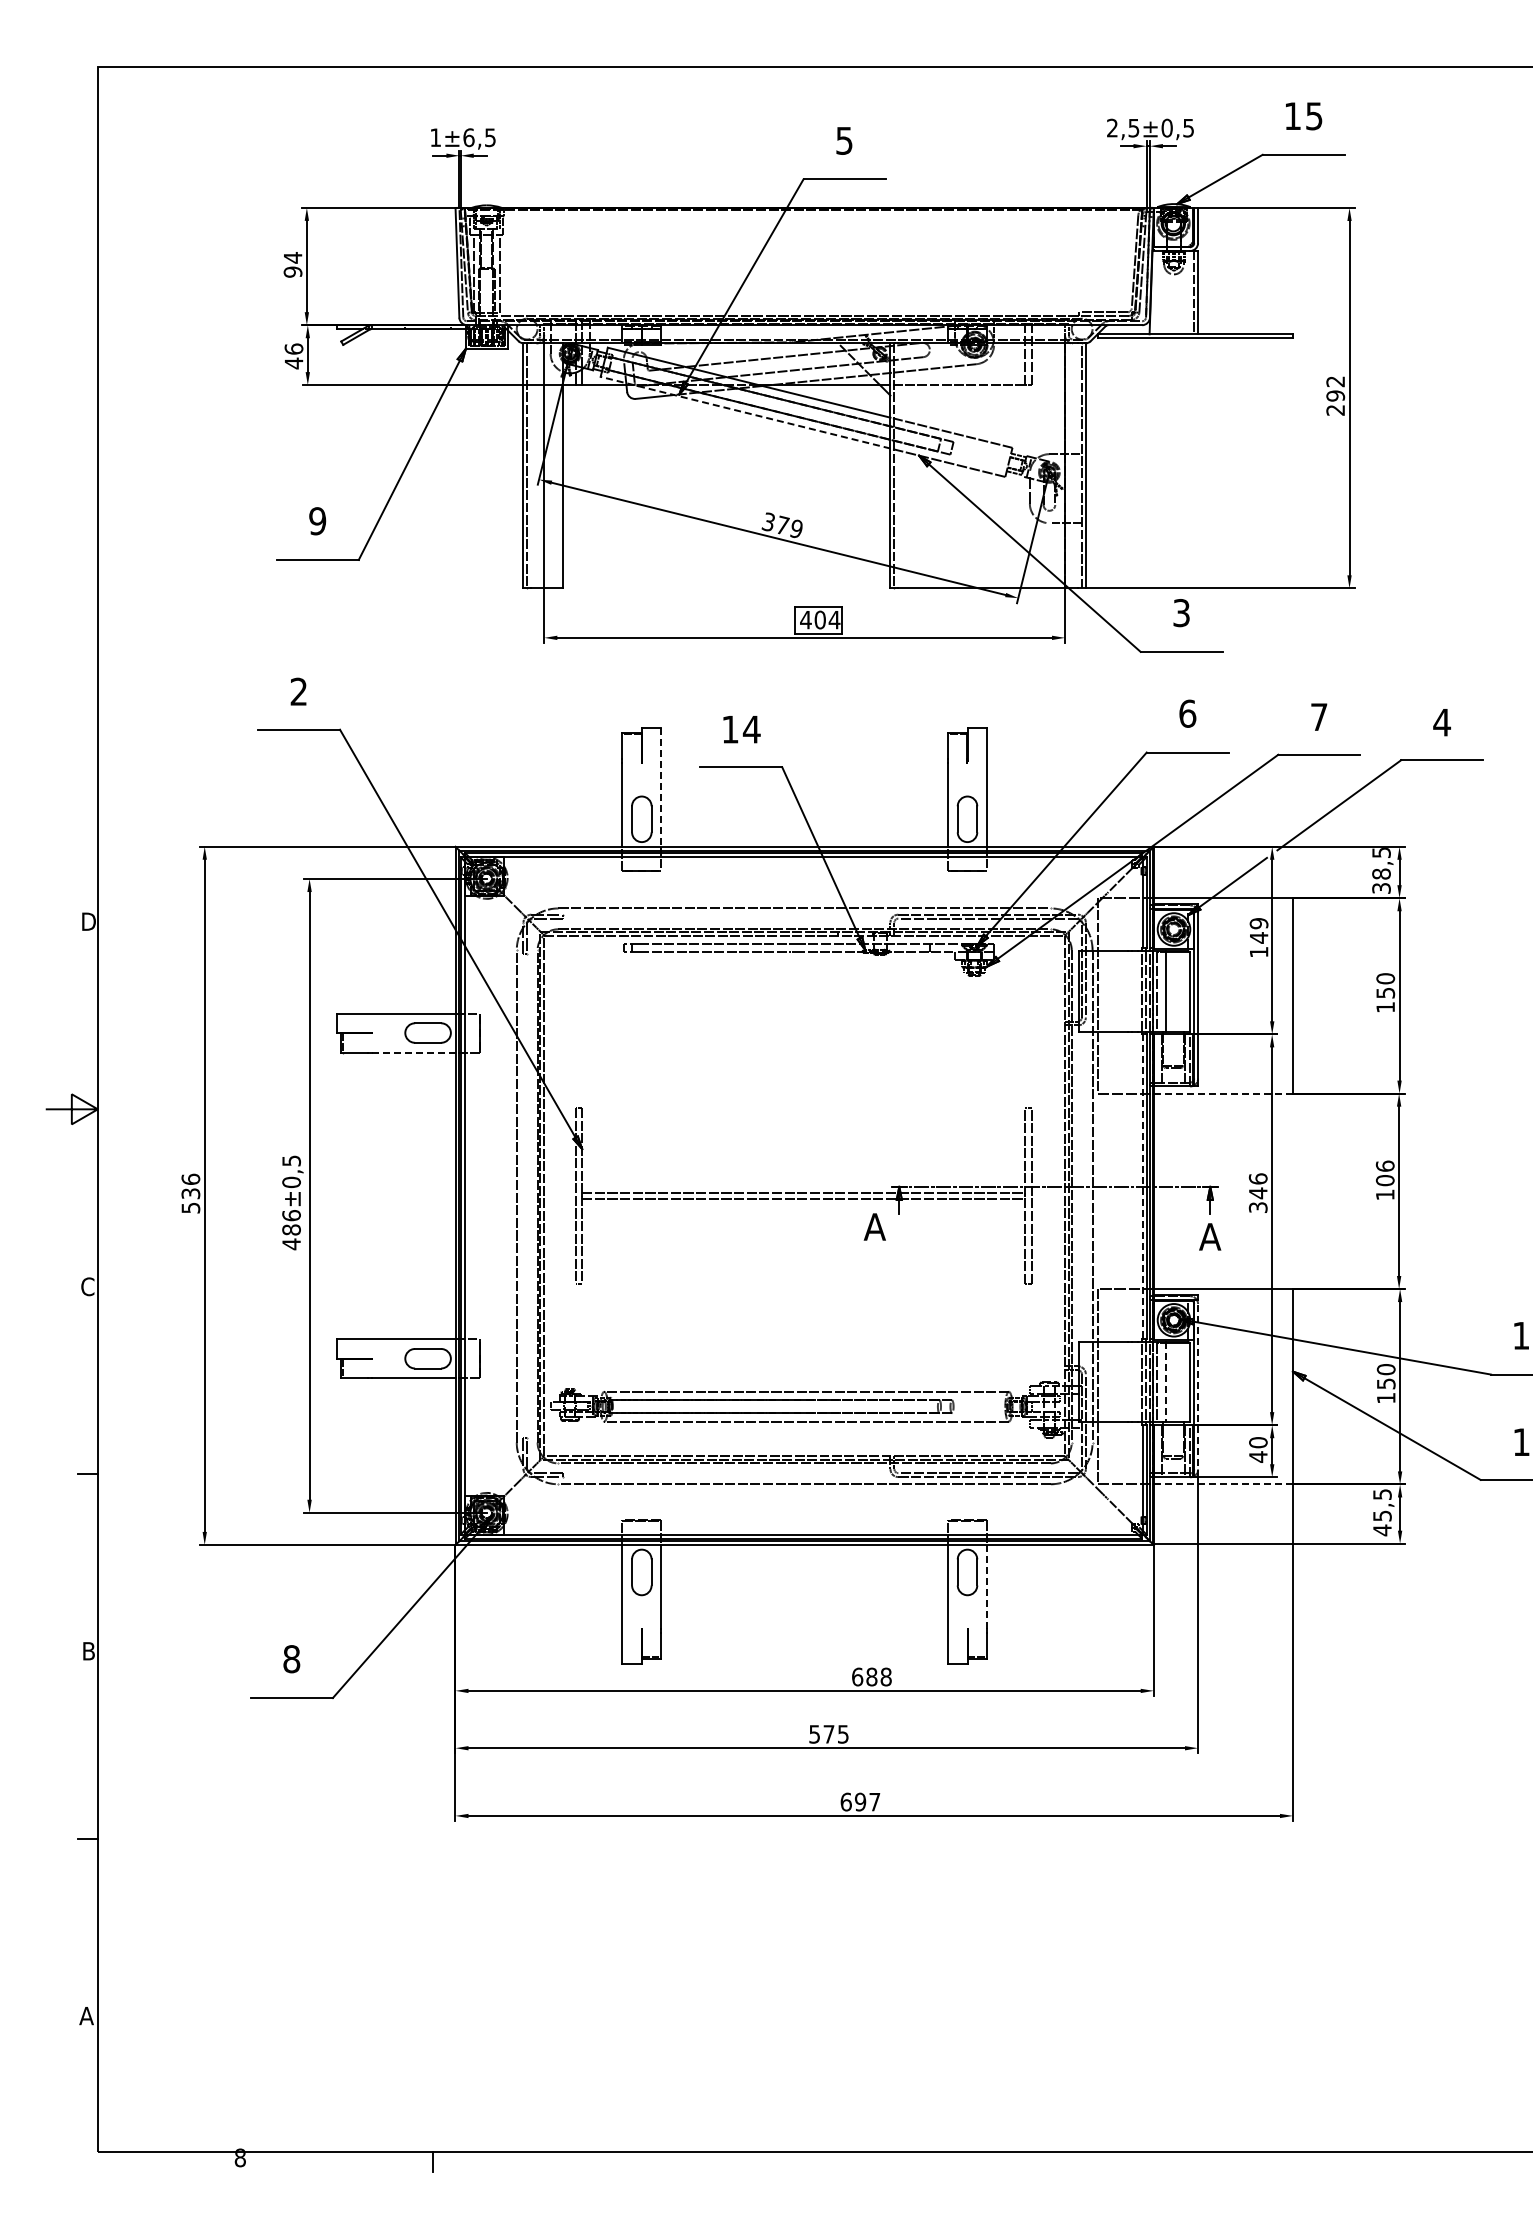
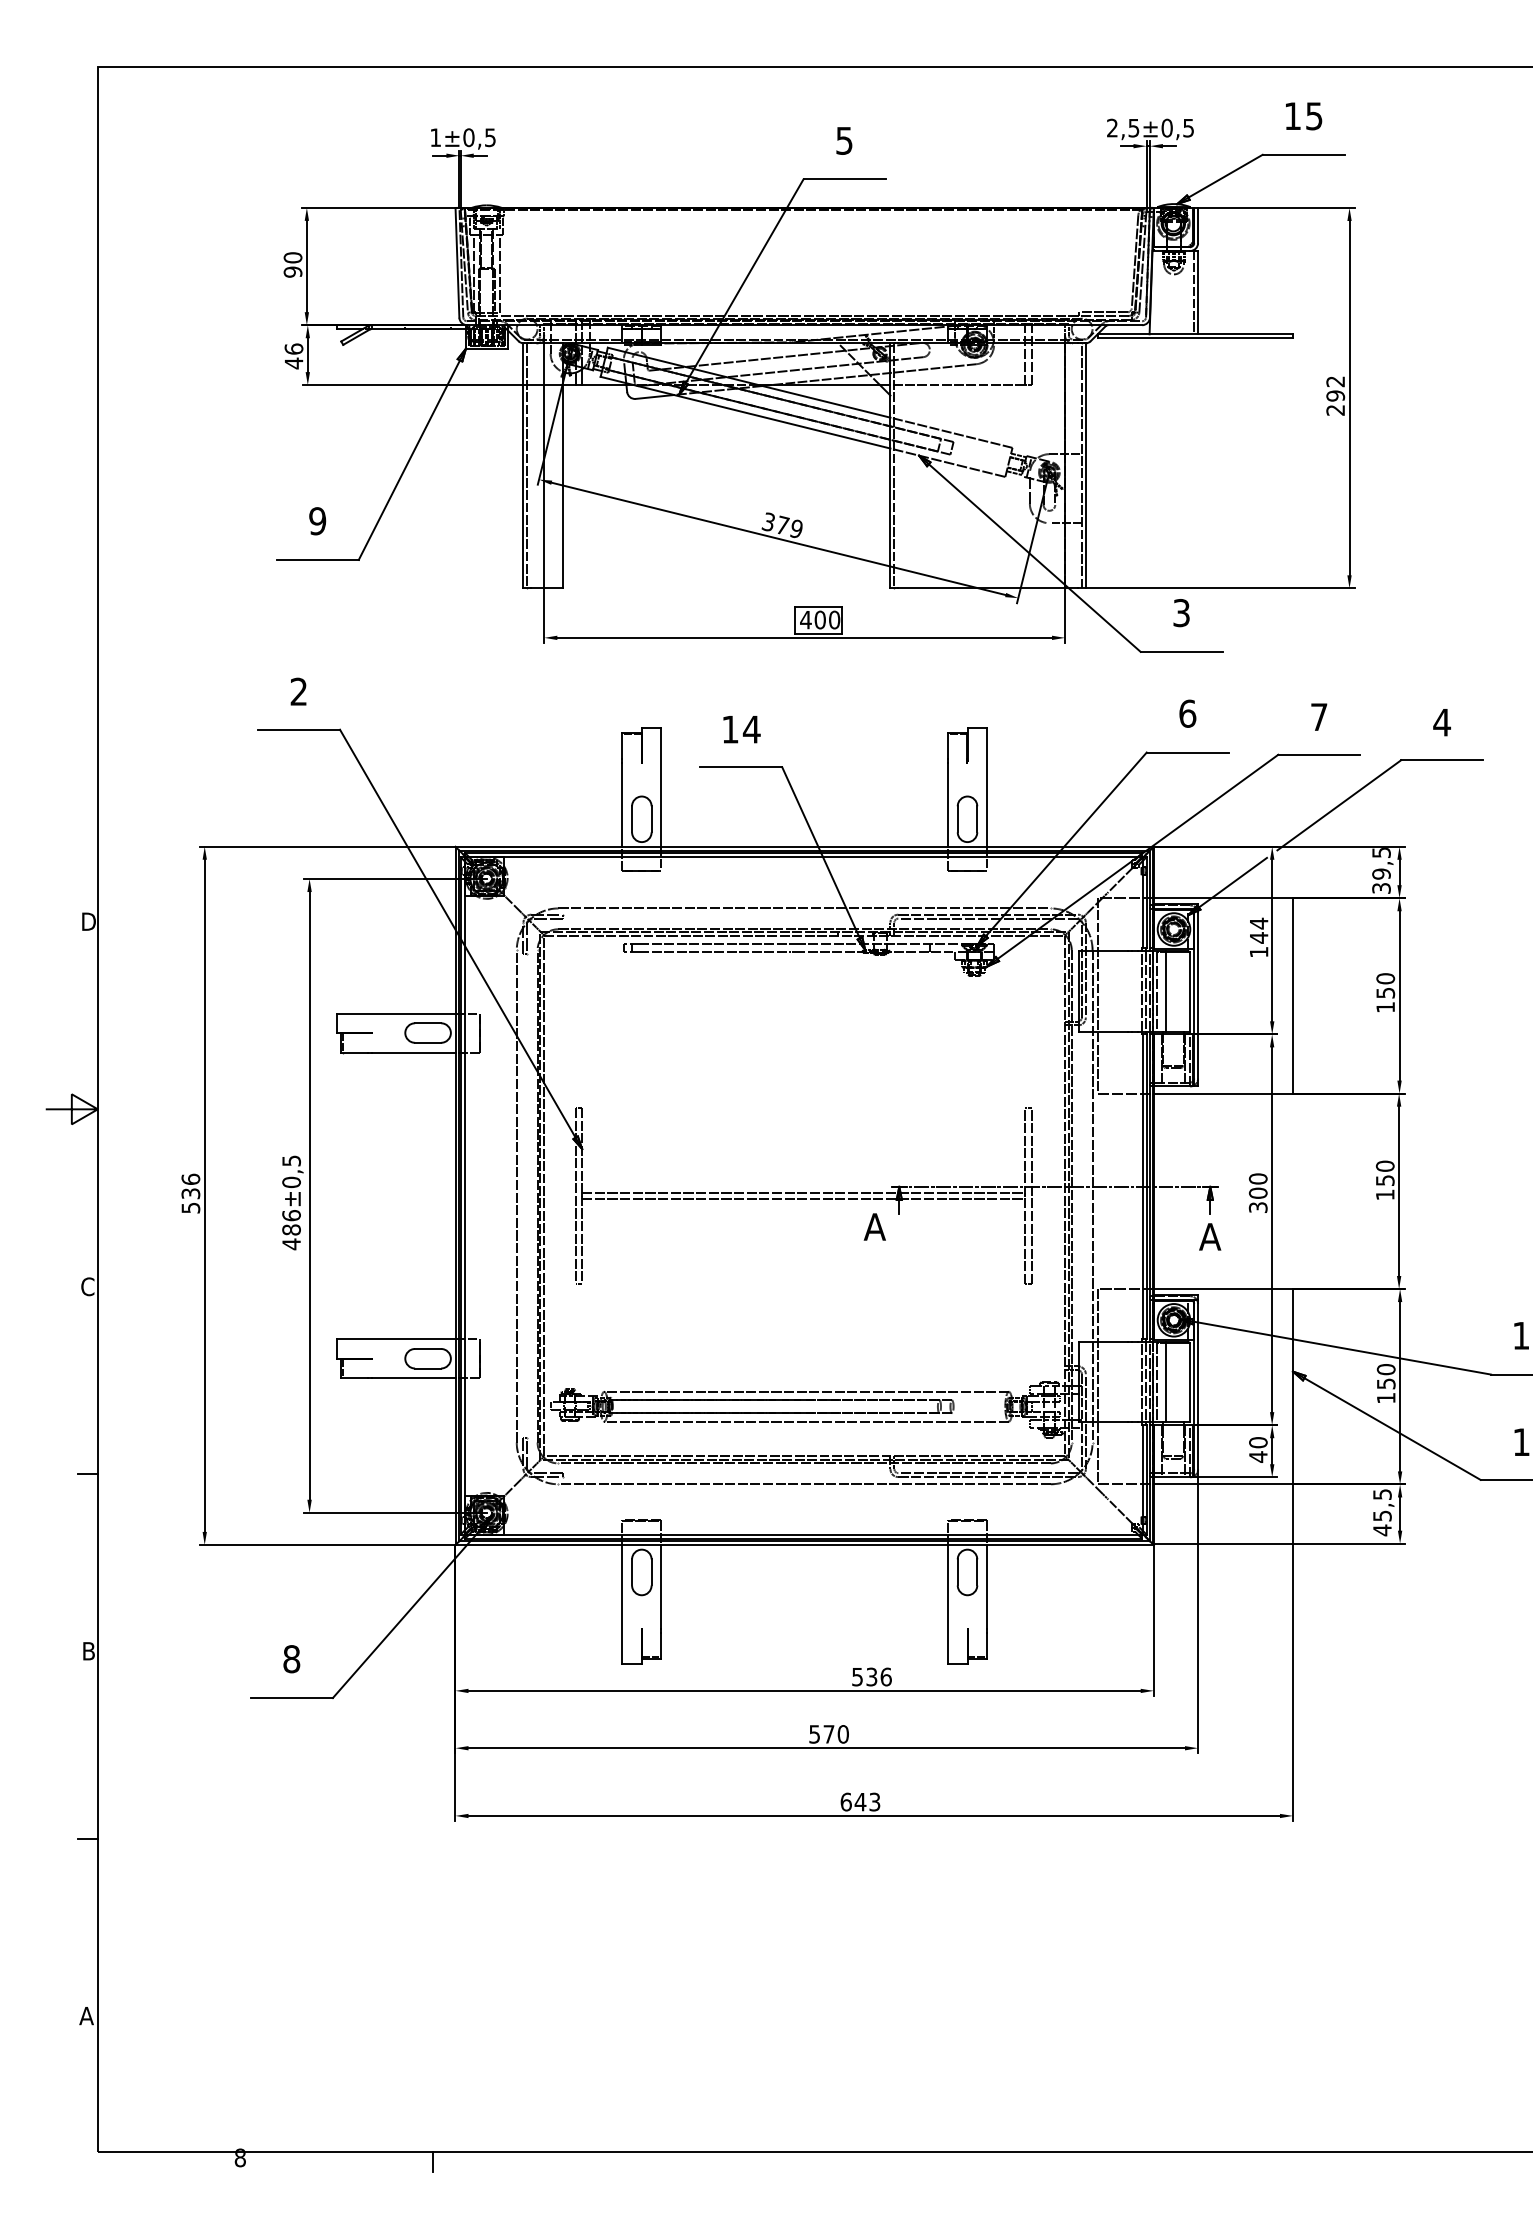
text: ±6,5 -> ±0,5 (468, 137)
text: 94 -> 90 (292, 257)
line: dashed -> solid (745, 412)
text: 404 -> 400 (834, 619)
line: dashed -> solid (661, 787)
text: 38,5 -> 39,5 (1381, 873)
text: 149 -> 144 (1258, 923)
line: dashed -> solid (413, 1052)
line: dashed -> solid (1223, 1093)
text: 106 -> 150 (1384, 1173)
text: 346 -> 300 (1257, 1186)
line: dashed -> solid (1142, 1187)
line: dashed -> solid (1165, 1382)
line: dashed -> solid (1198, 1388)
line: dashed -> solid (1223, 1484)
line: dashed -> solid (987, 1587)
text: 688 -> 536 (871, 1676)
text: 575 -> 570 (842, 1734)
text: 697 -> 643 (867, 1801)
